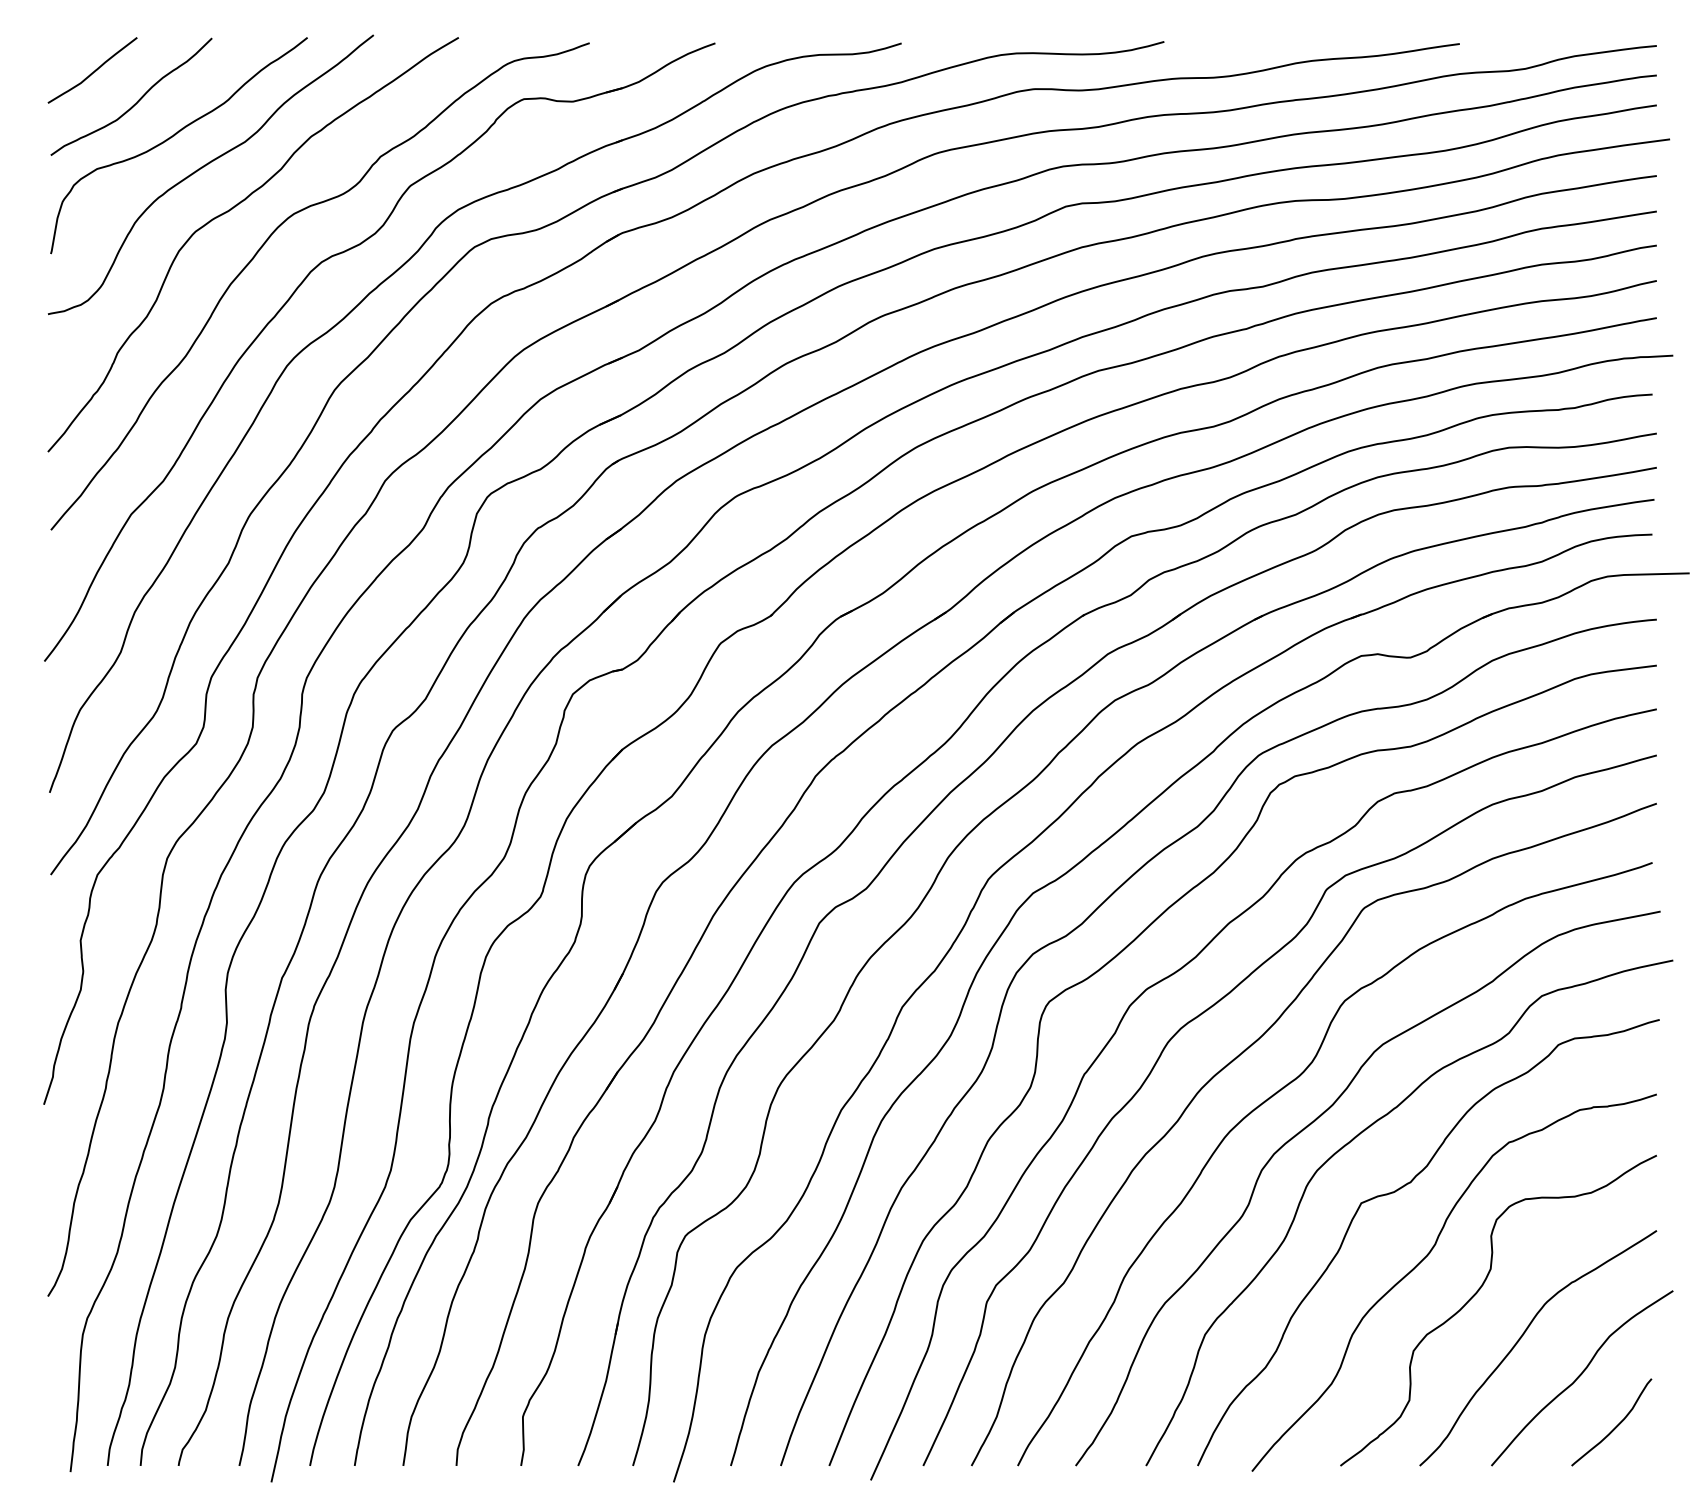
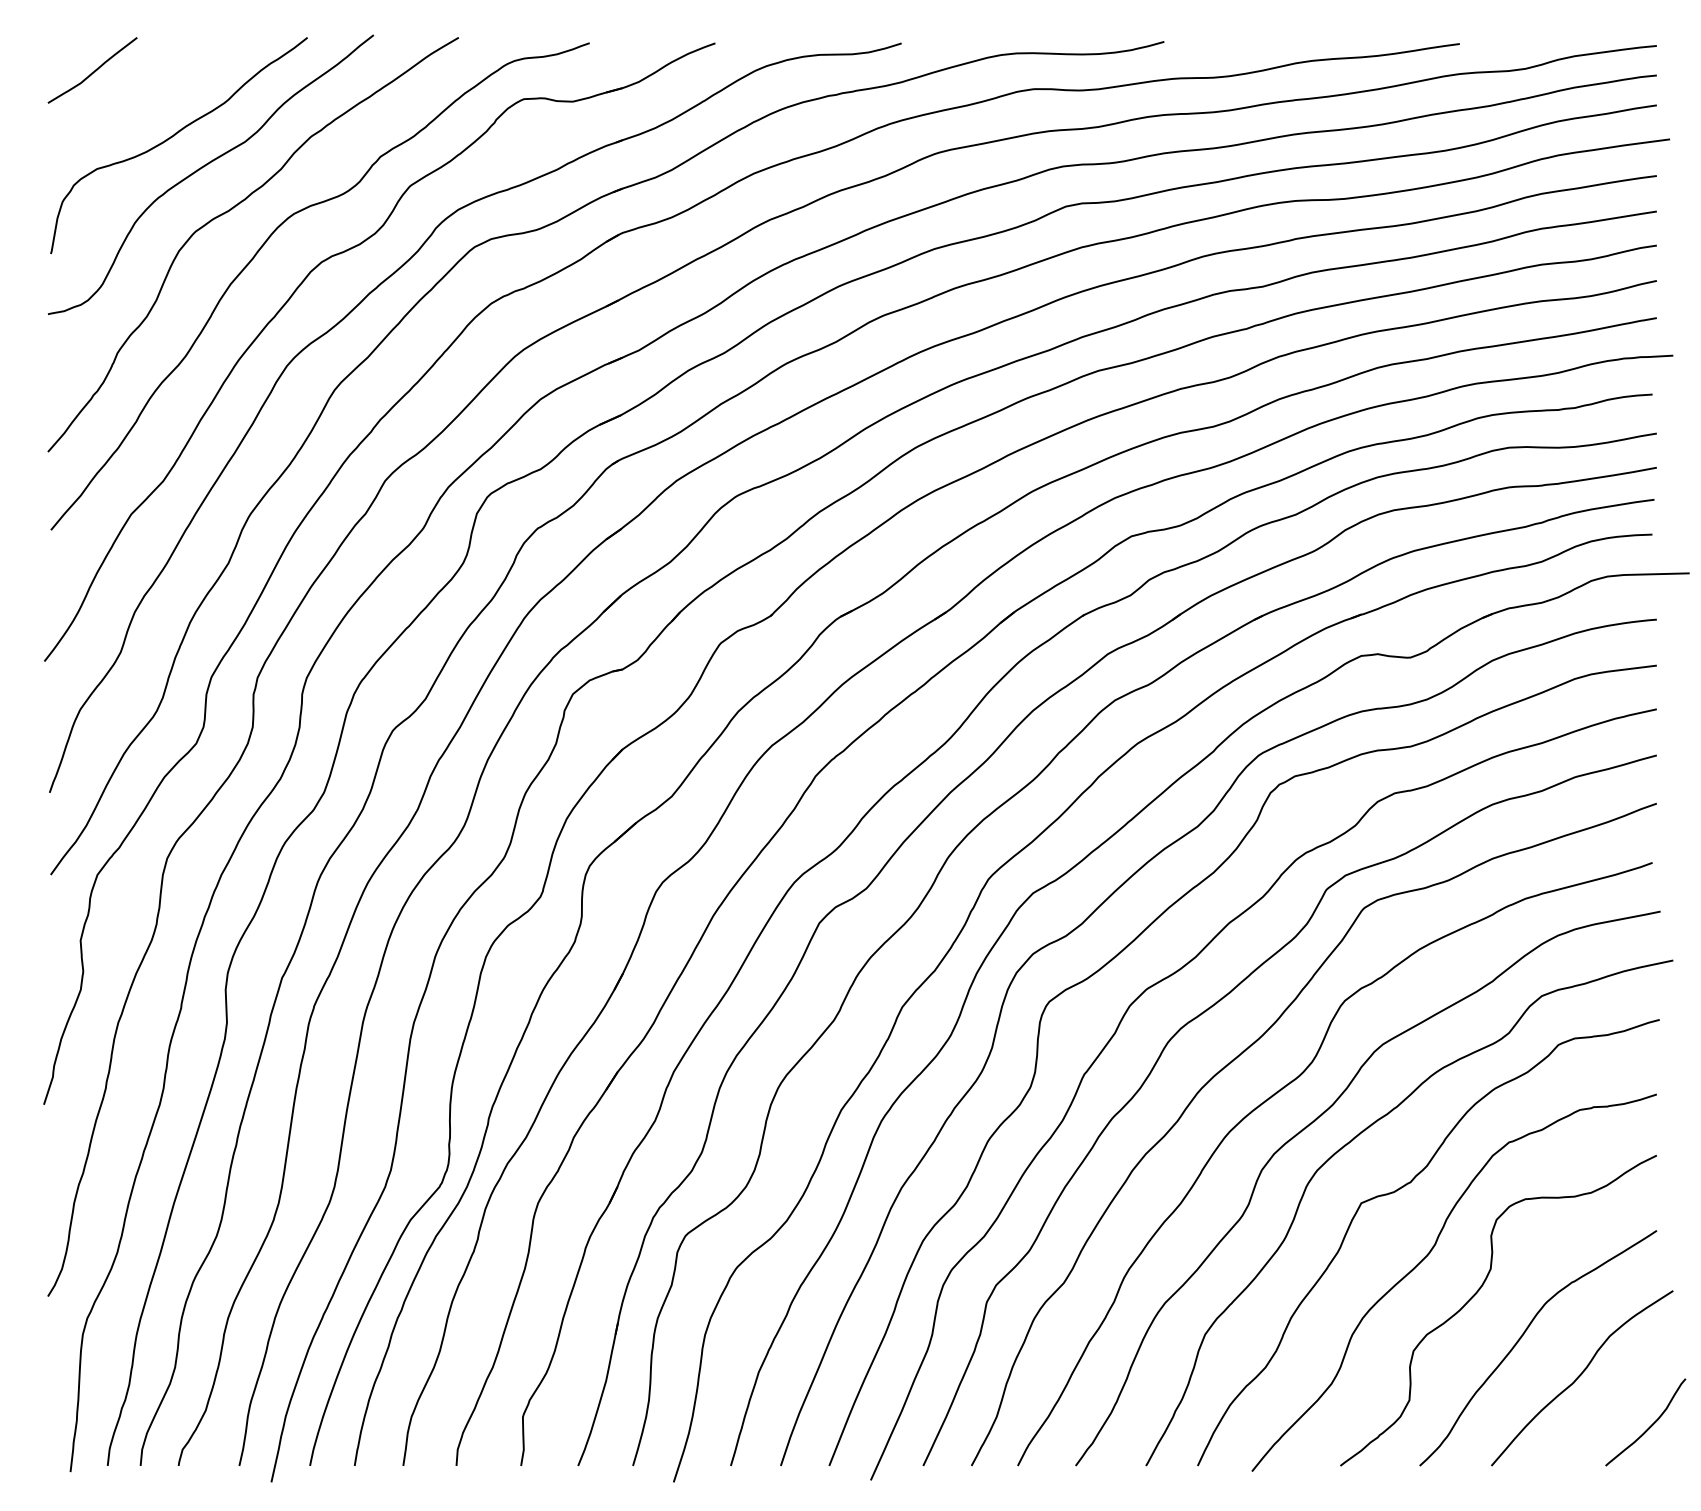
curve: present -> none (137, 100)
curve position: (1615, 1426) -> (1649, 1426) (1649, 1426)
